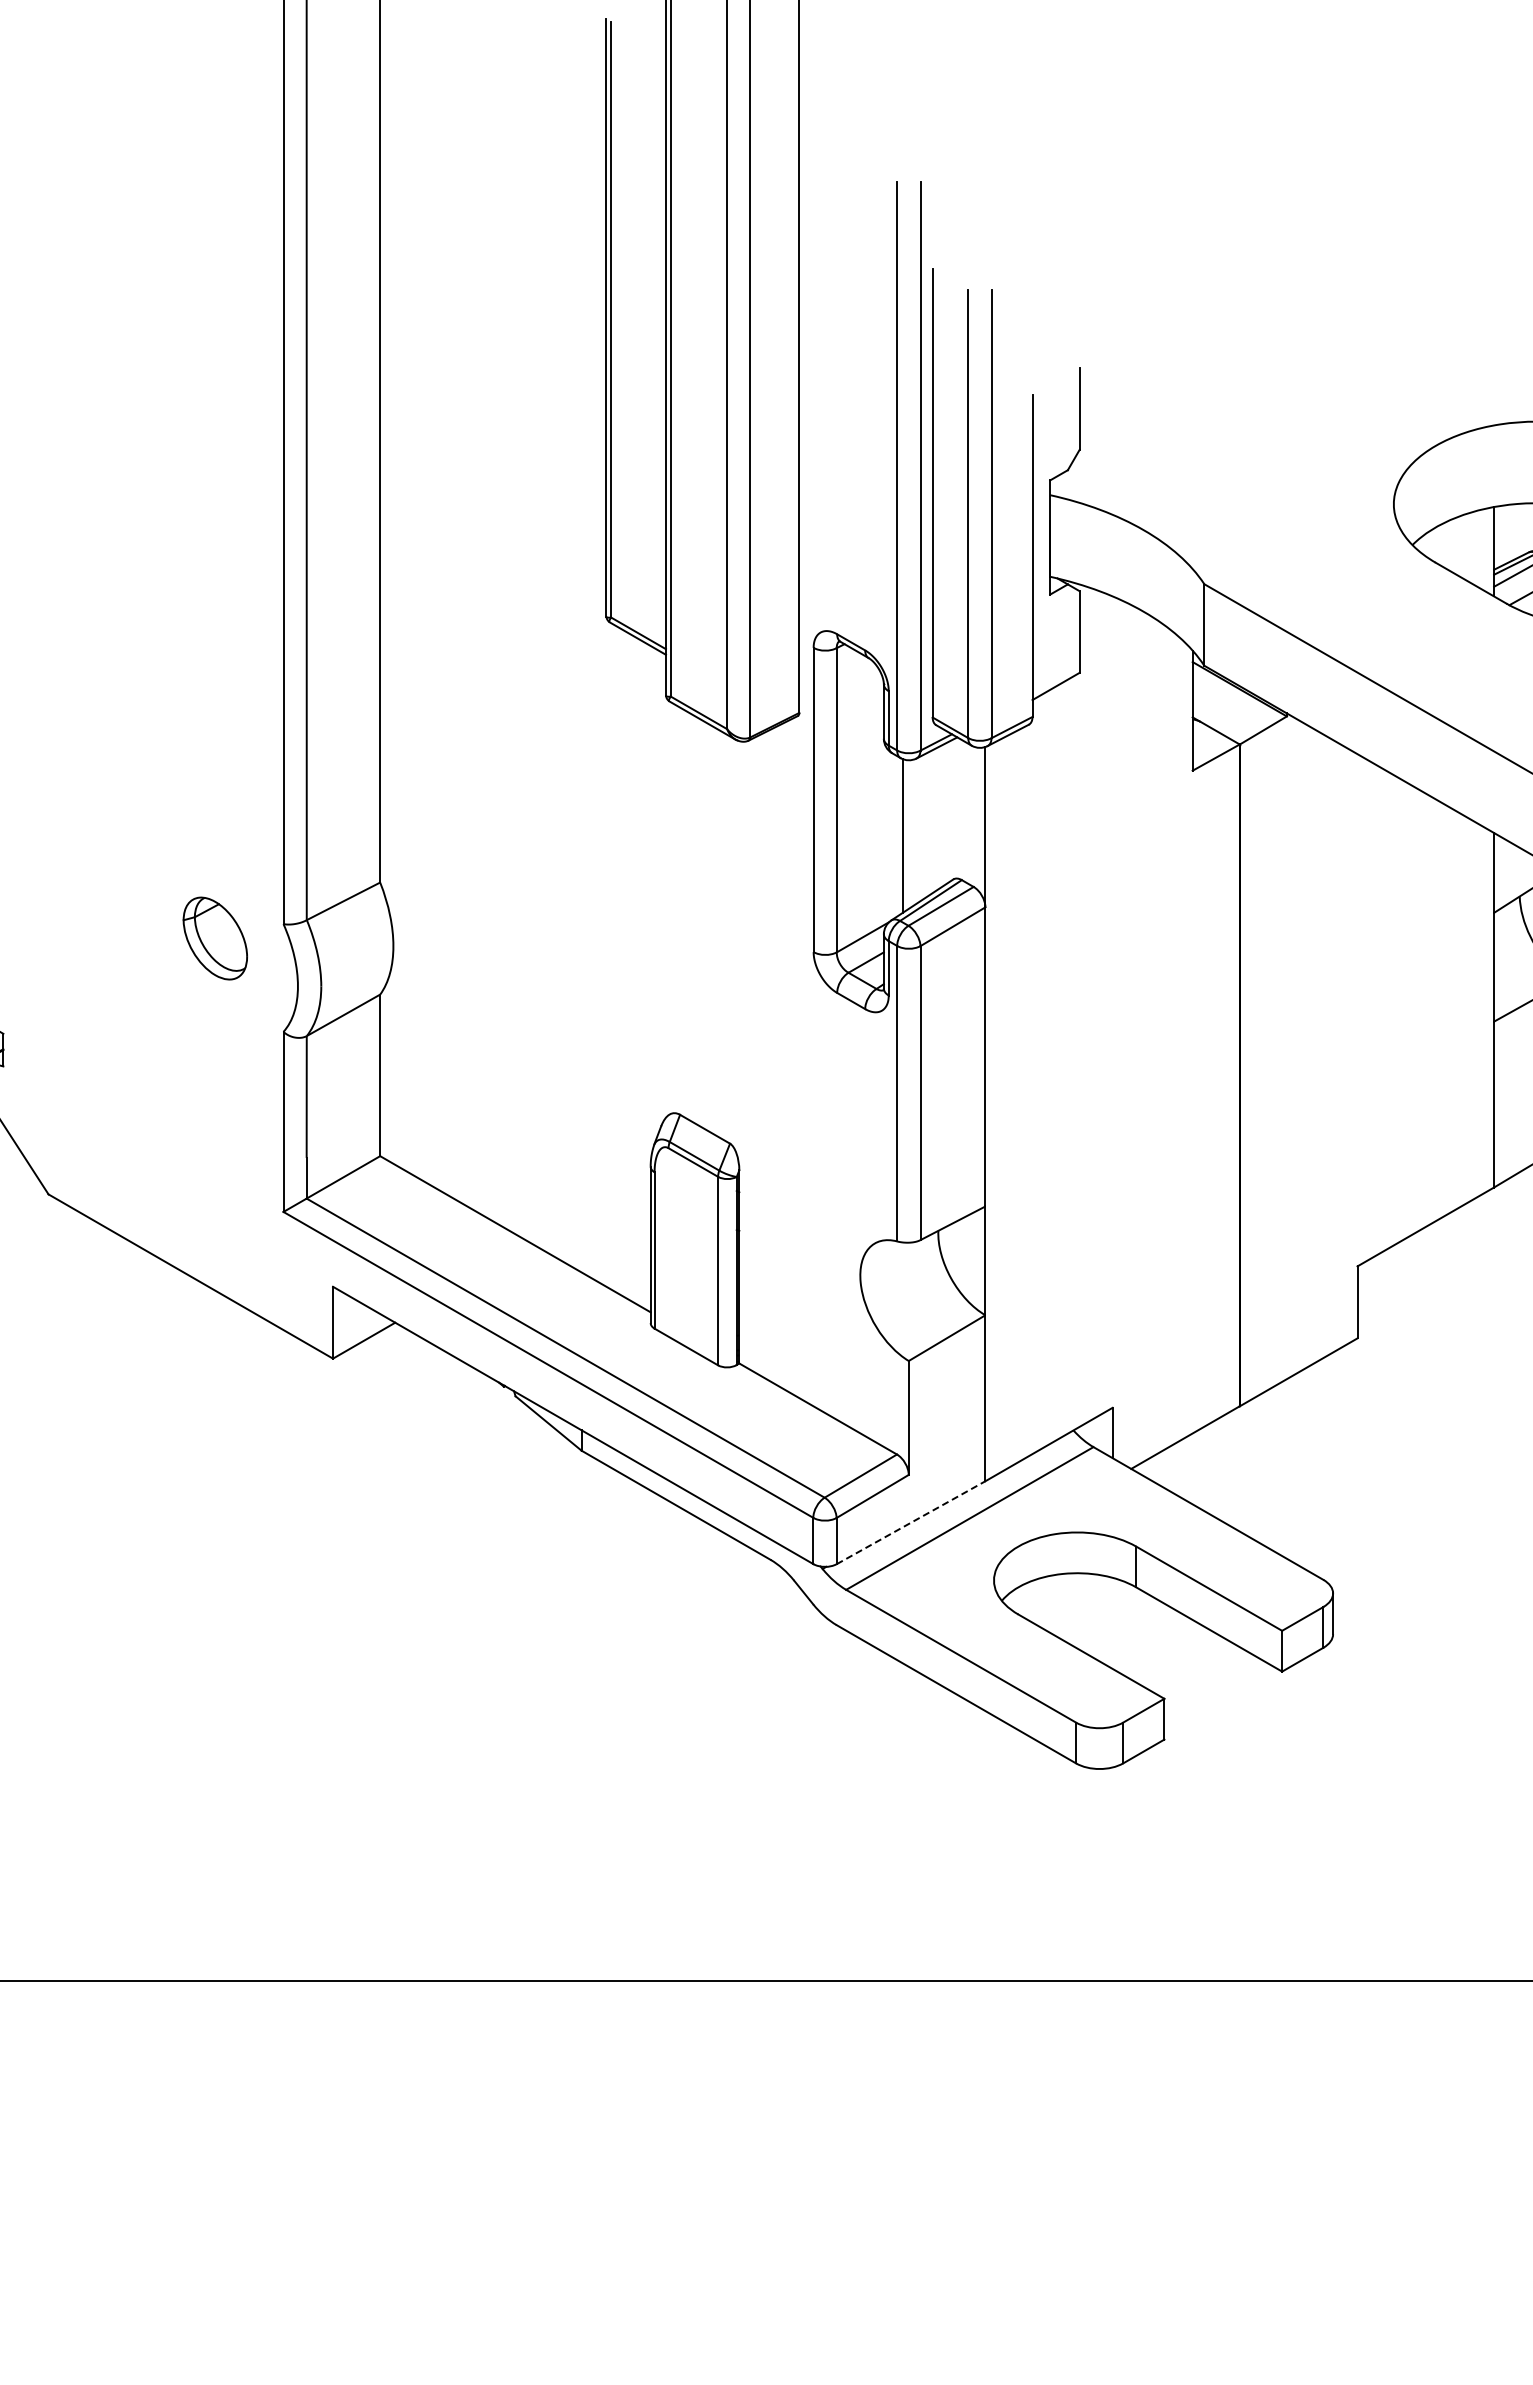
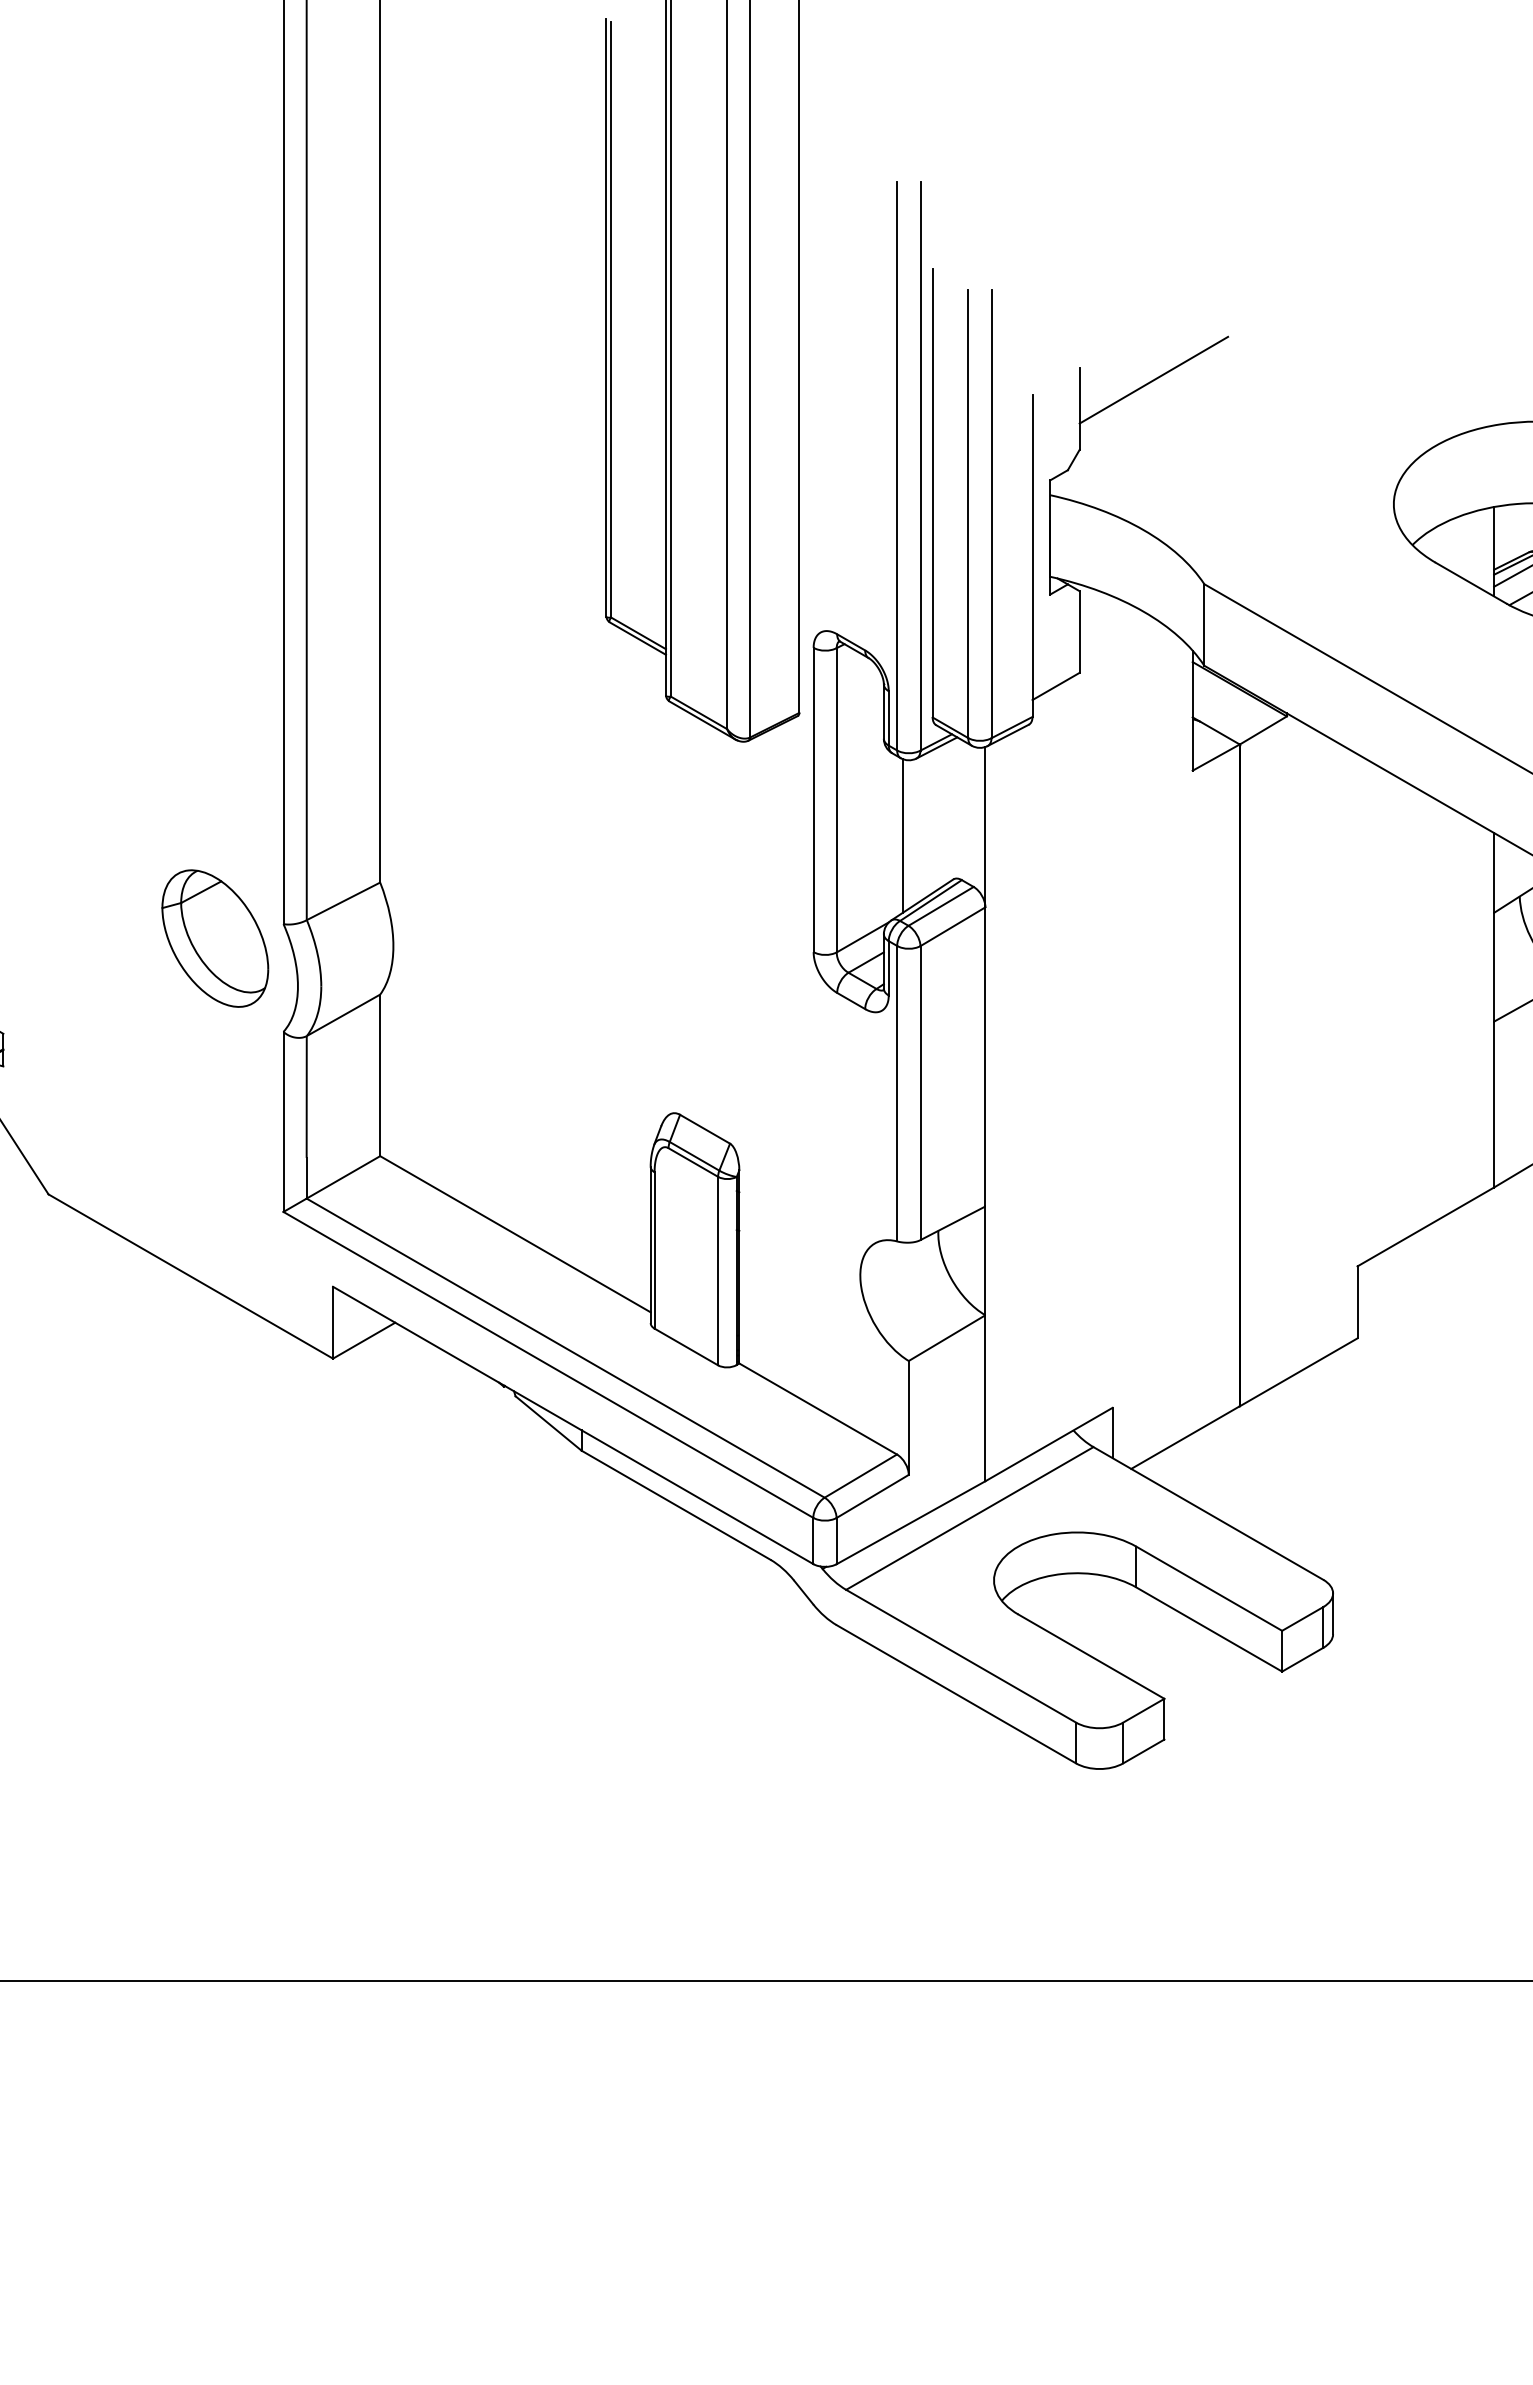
line: none -> present (1153, 379)
part size: 66x85 px -> 109x139 px (215, 938)
line: dashed -> solid (911, 1522)
